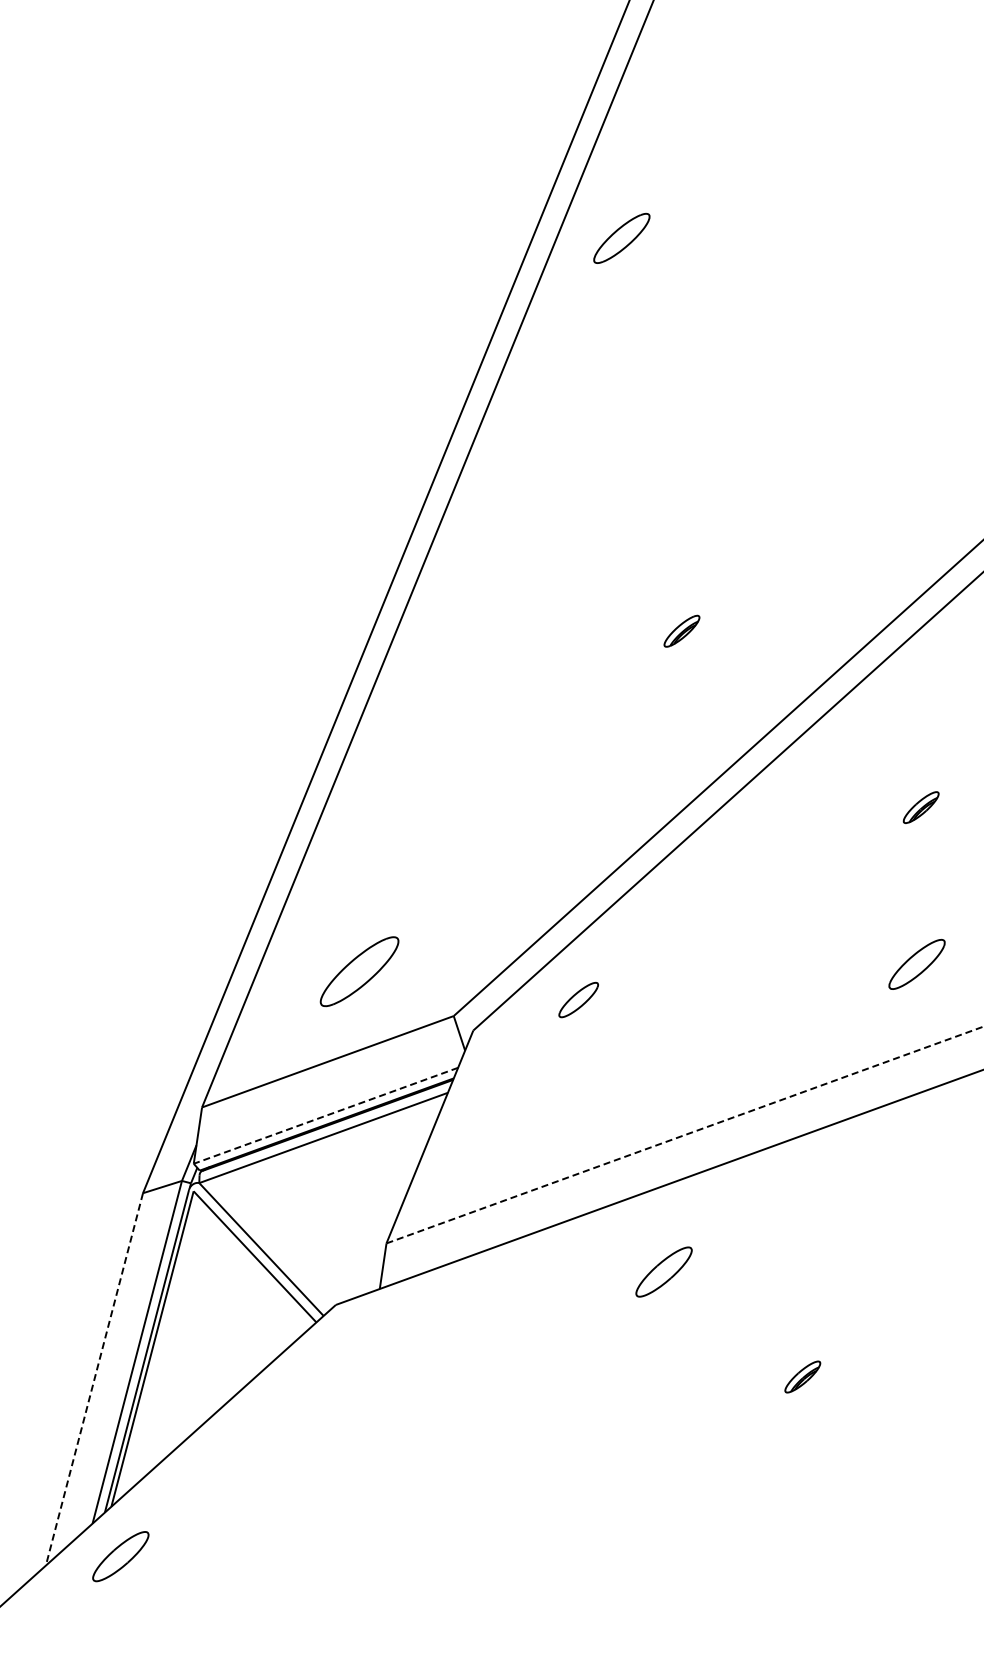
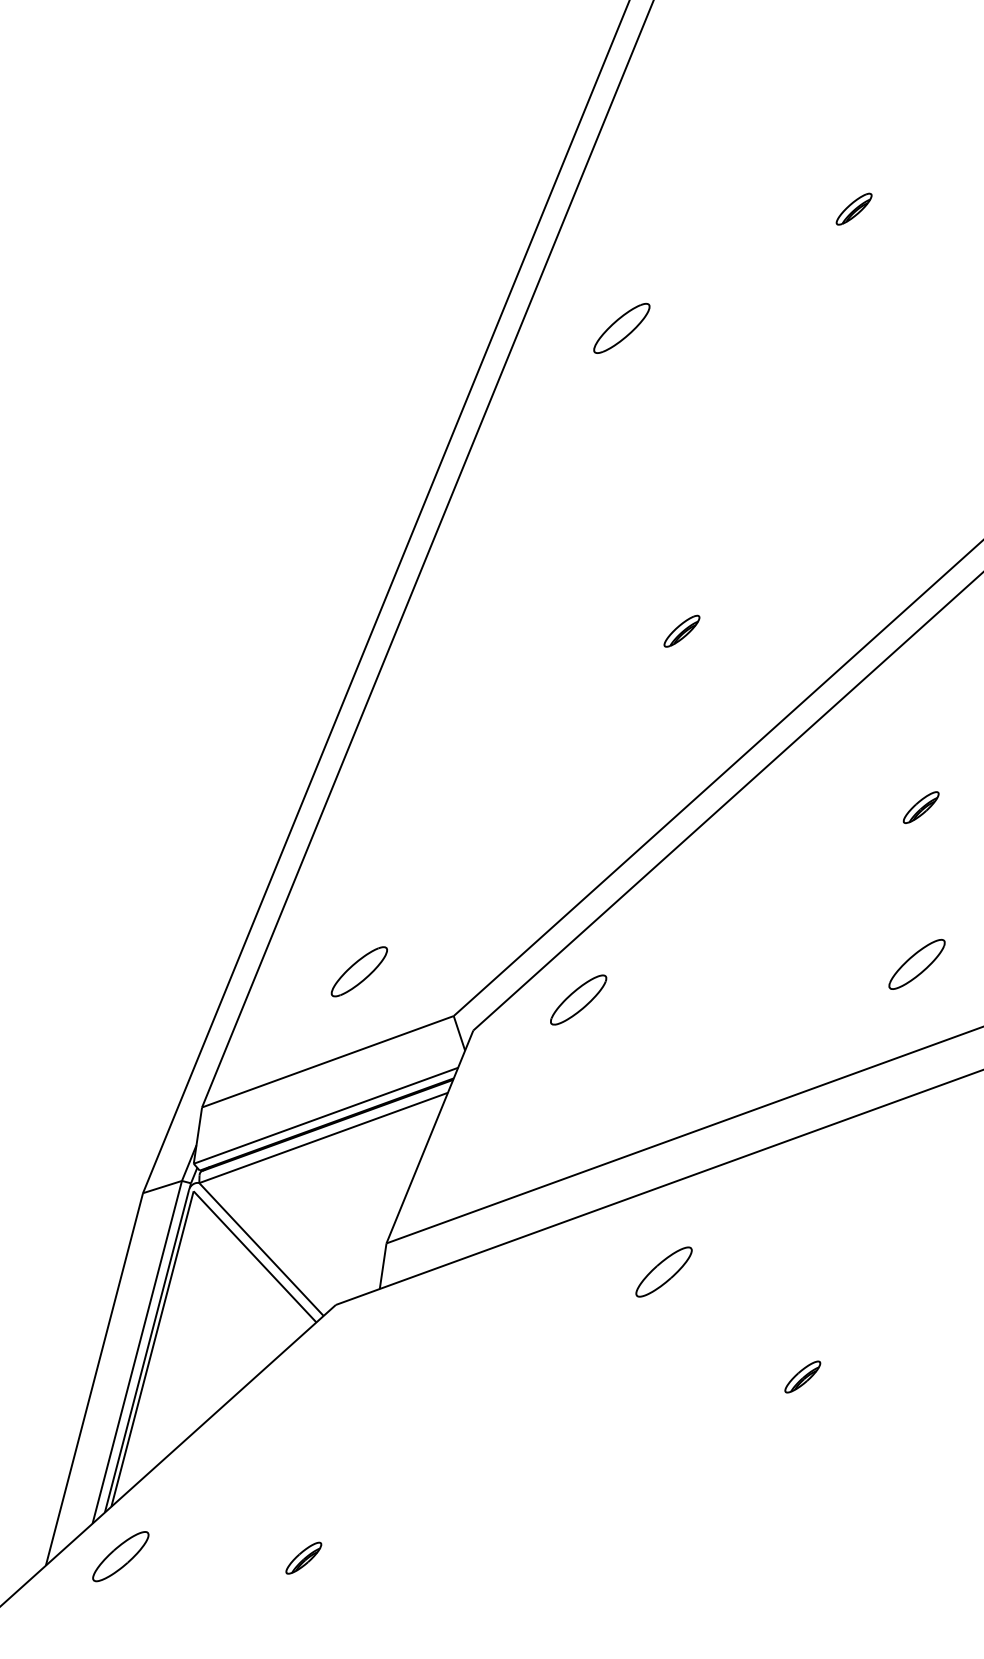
part: none -> present (853, 208)
part position: (621, 237) -> (621, 327) (621, 327)
part size: 81x72 px -> 58x52 px (358, 971)
part size: 41x38 px -> 58x52 px (578, 999)
line: dashed -> solid (325, 1115)
line: dashed -> solid (685, 1134)
line: dashed -> solid (94, 1379)
part: none -> present (303, 1557)
